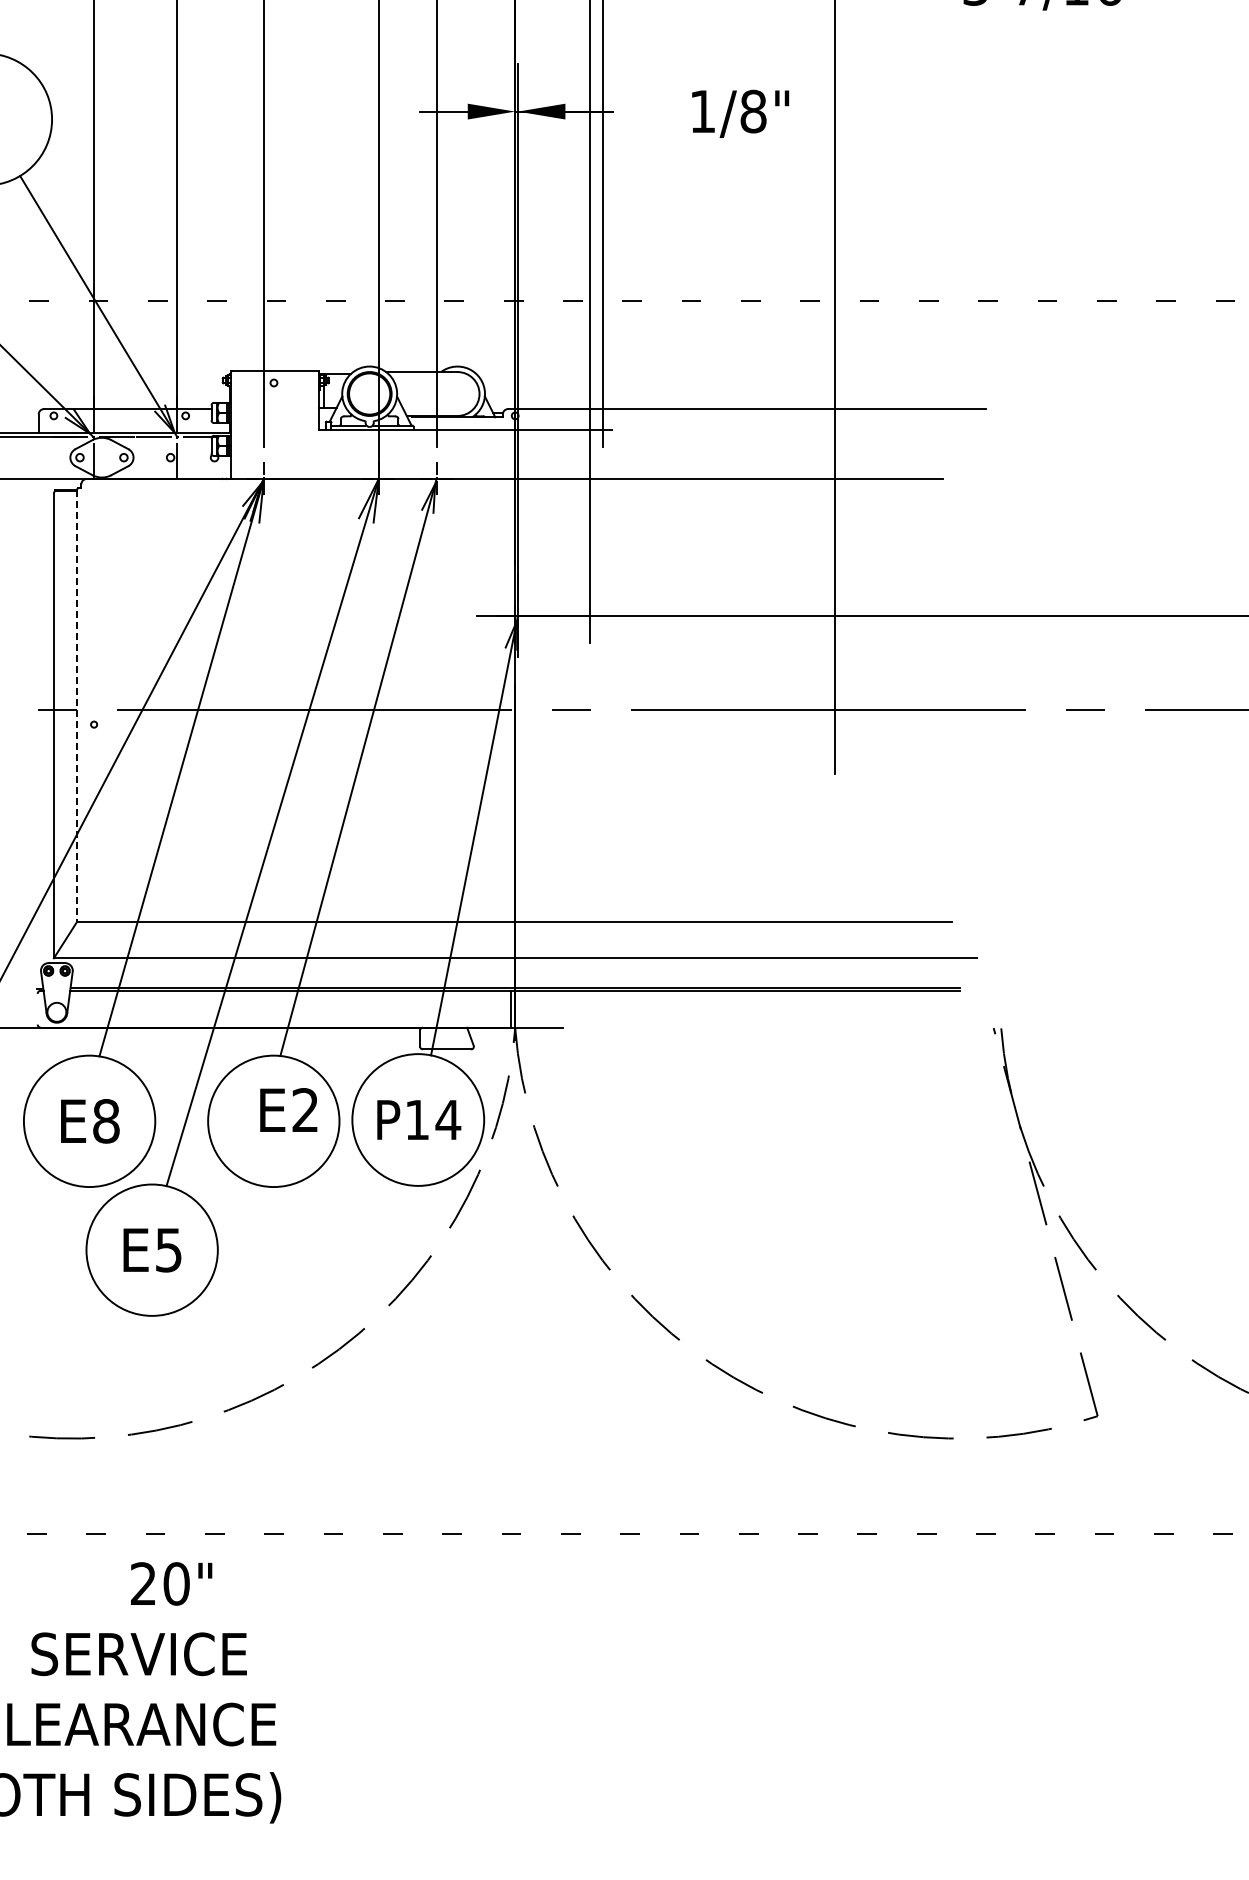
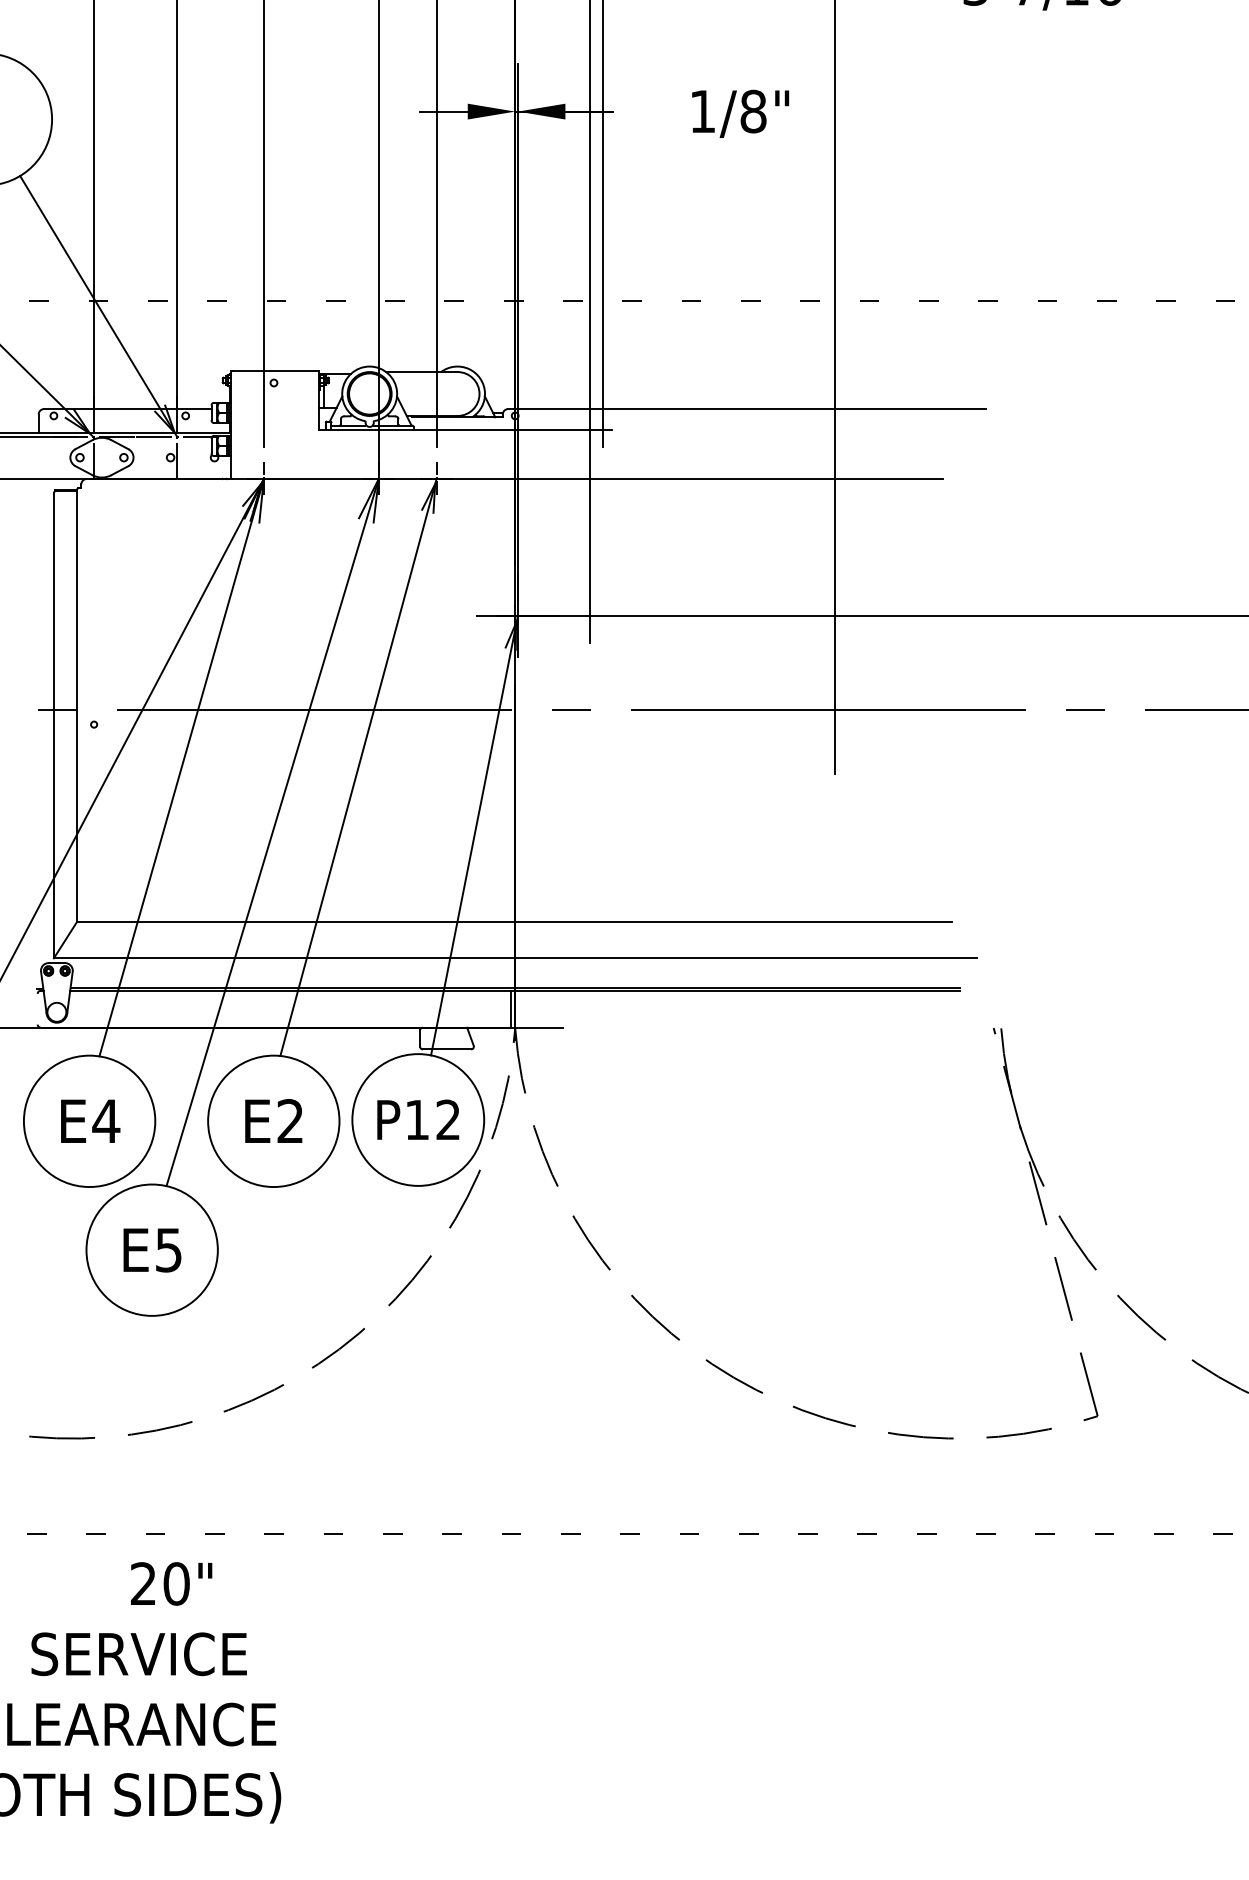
line: dashed -> solid (77, 706)
text position: (288, 1109) -> (273, 1120) (273, 1120)
text: P14 -> P12 (448, 1119)
text: E8 -> E4 (106, 1121)
